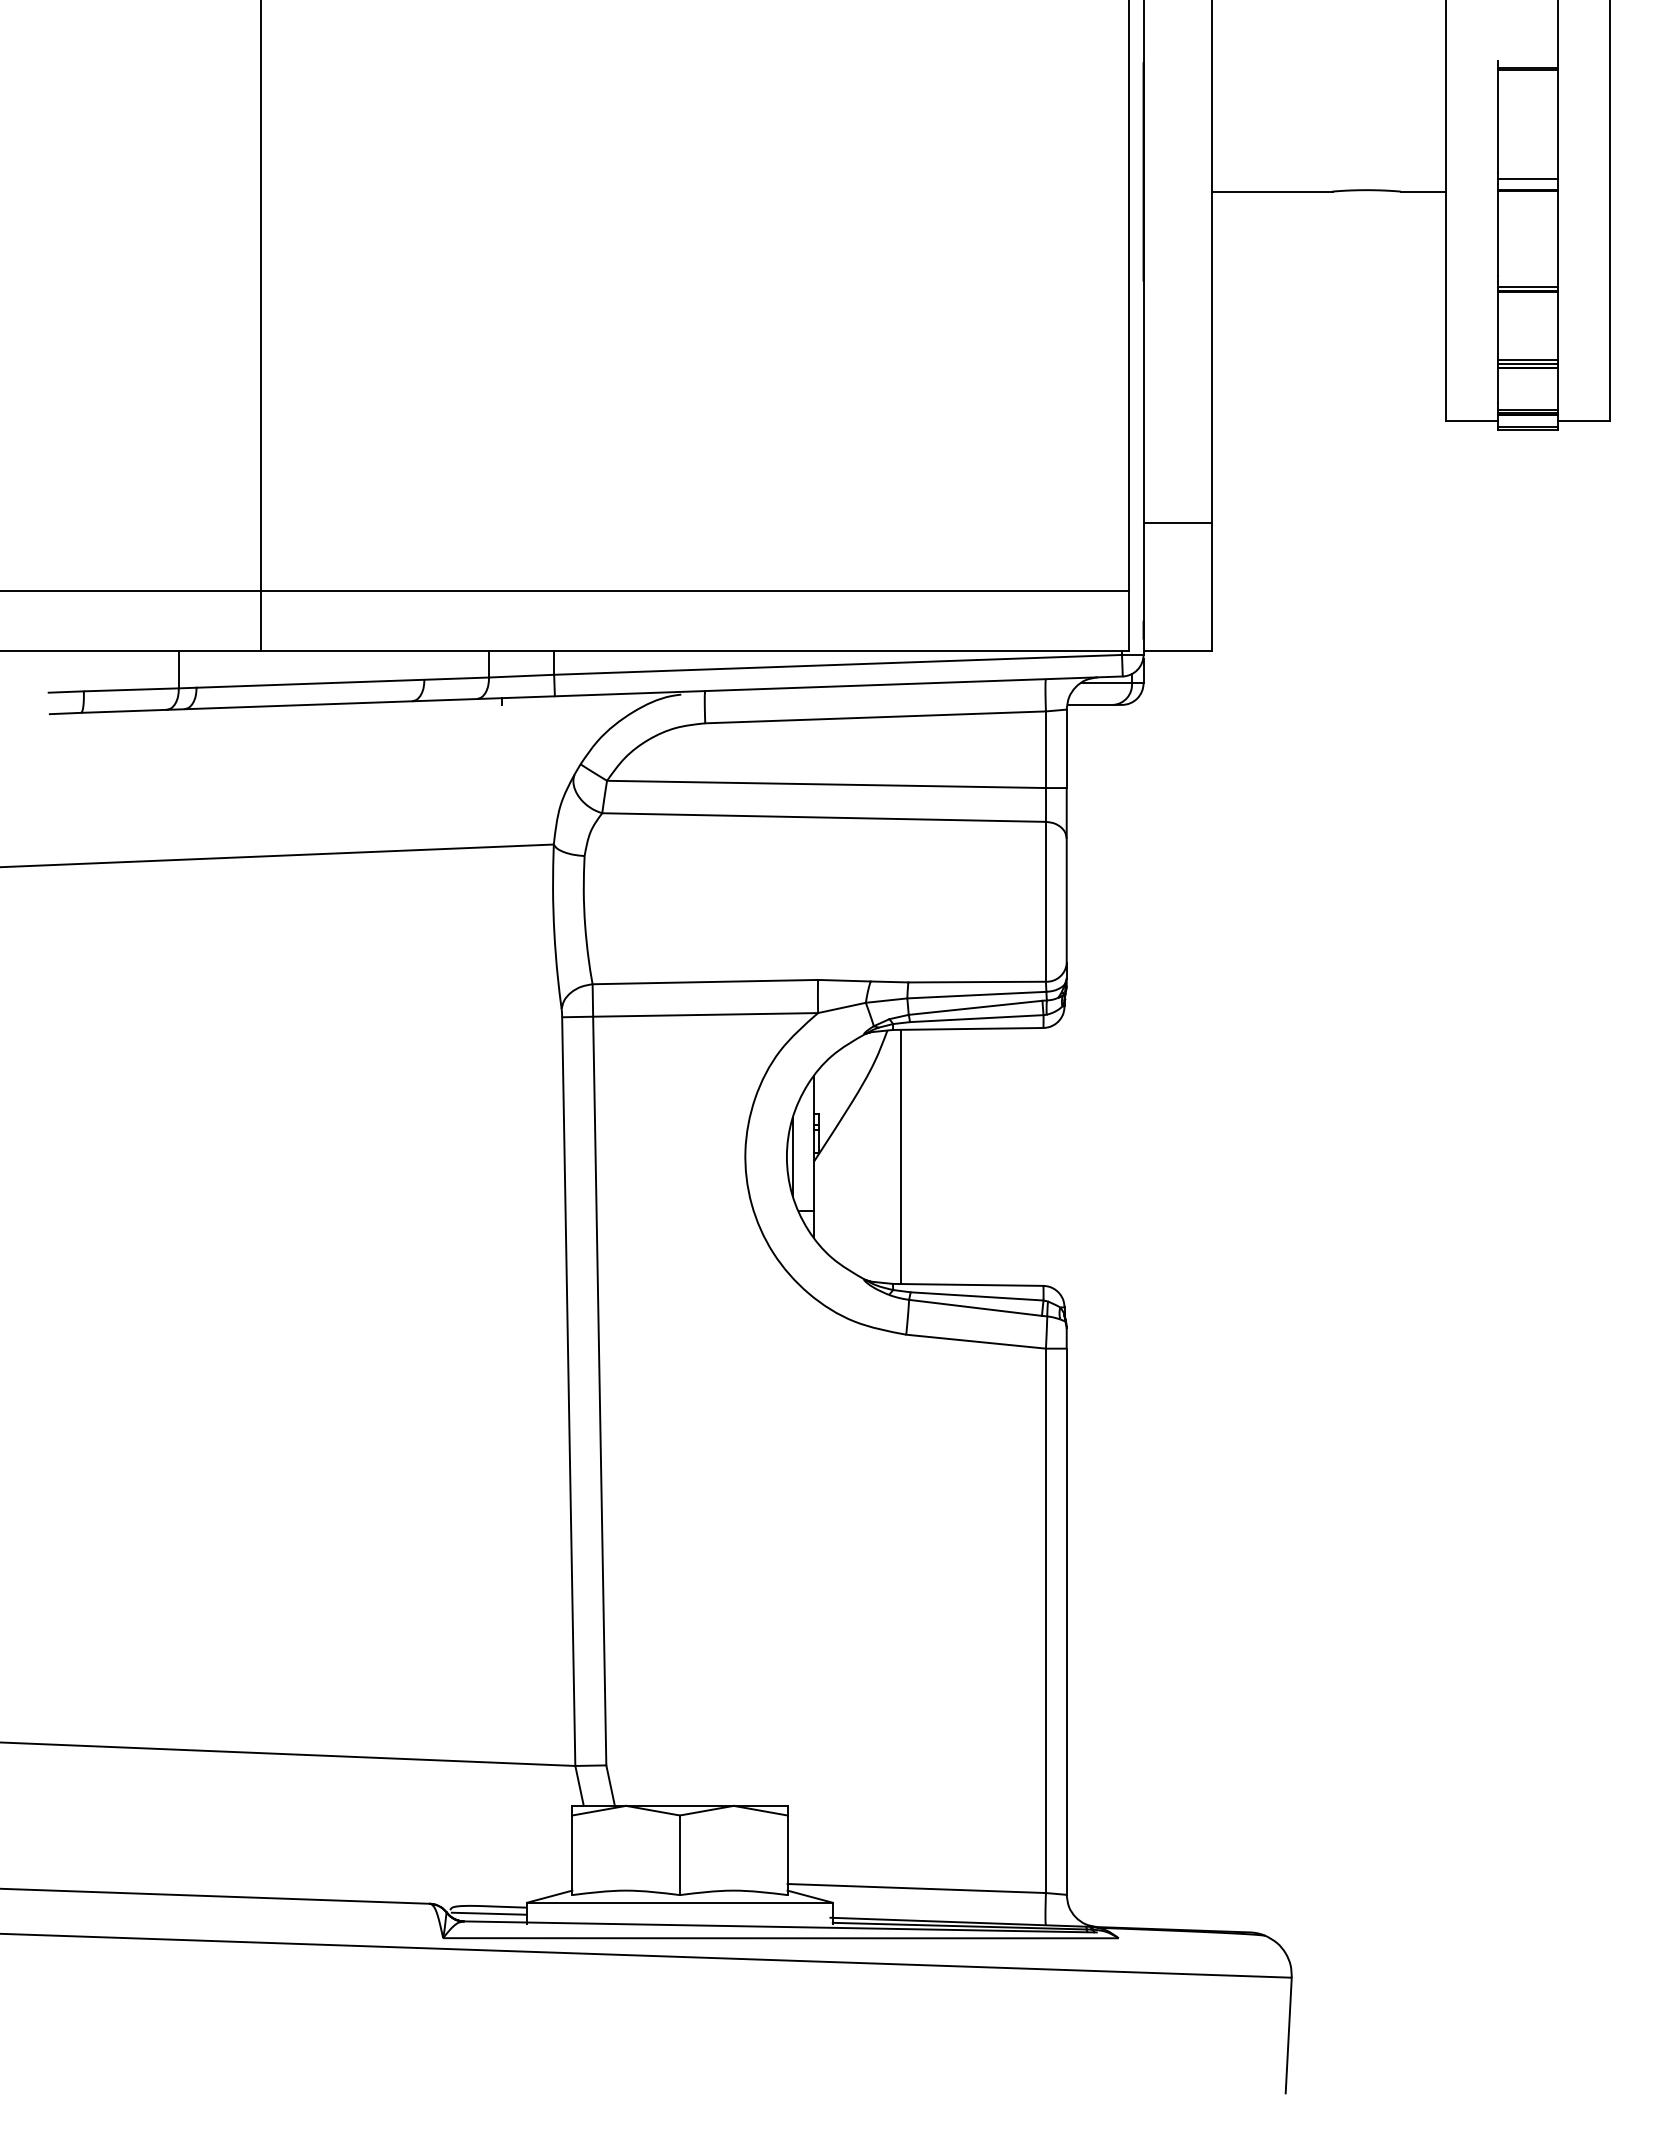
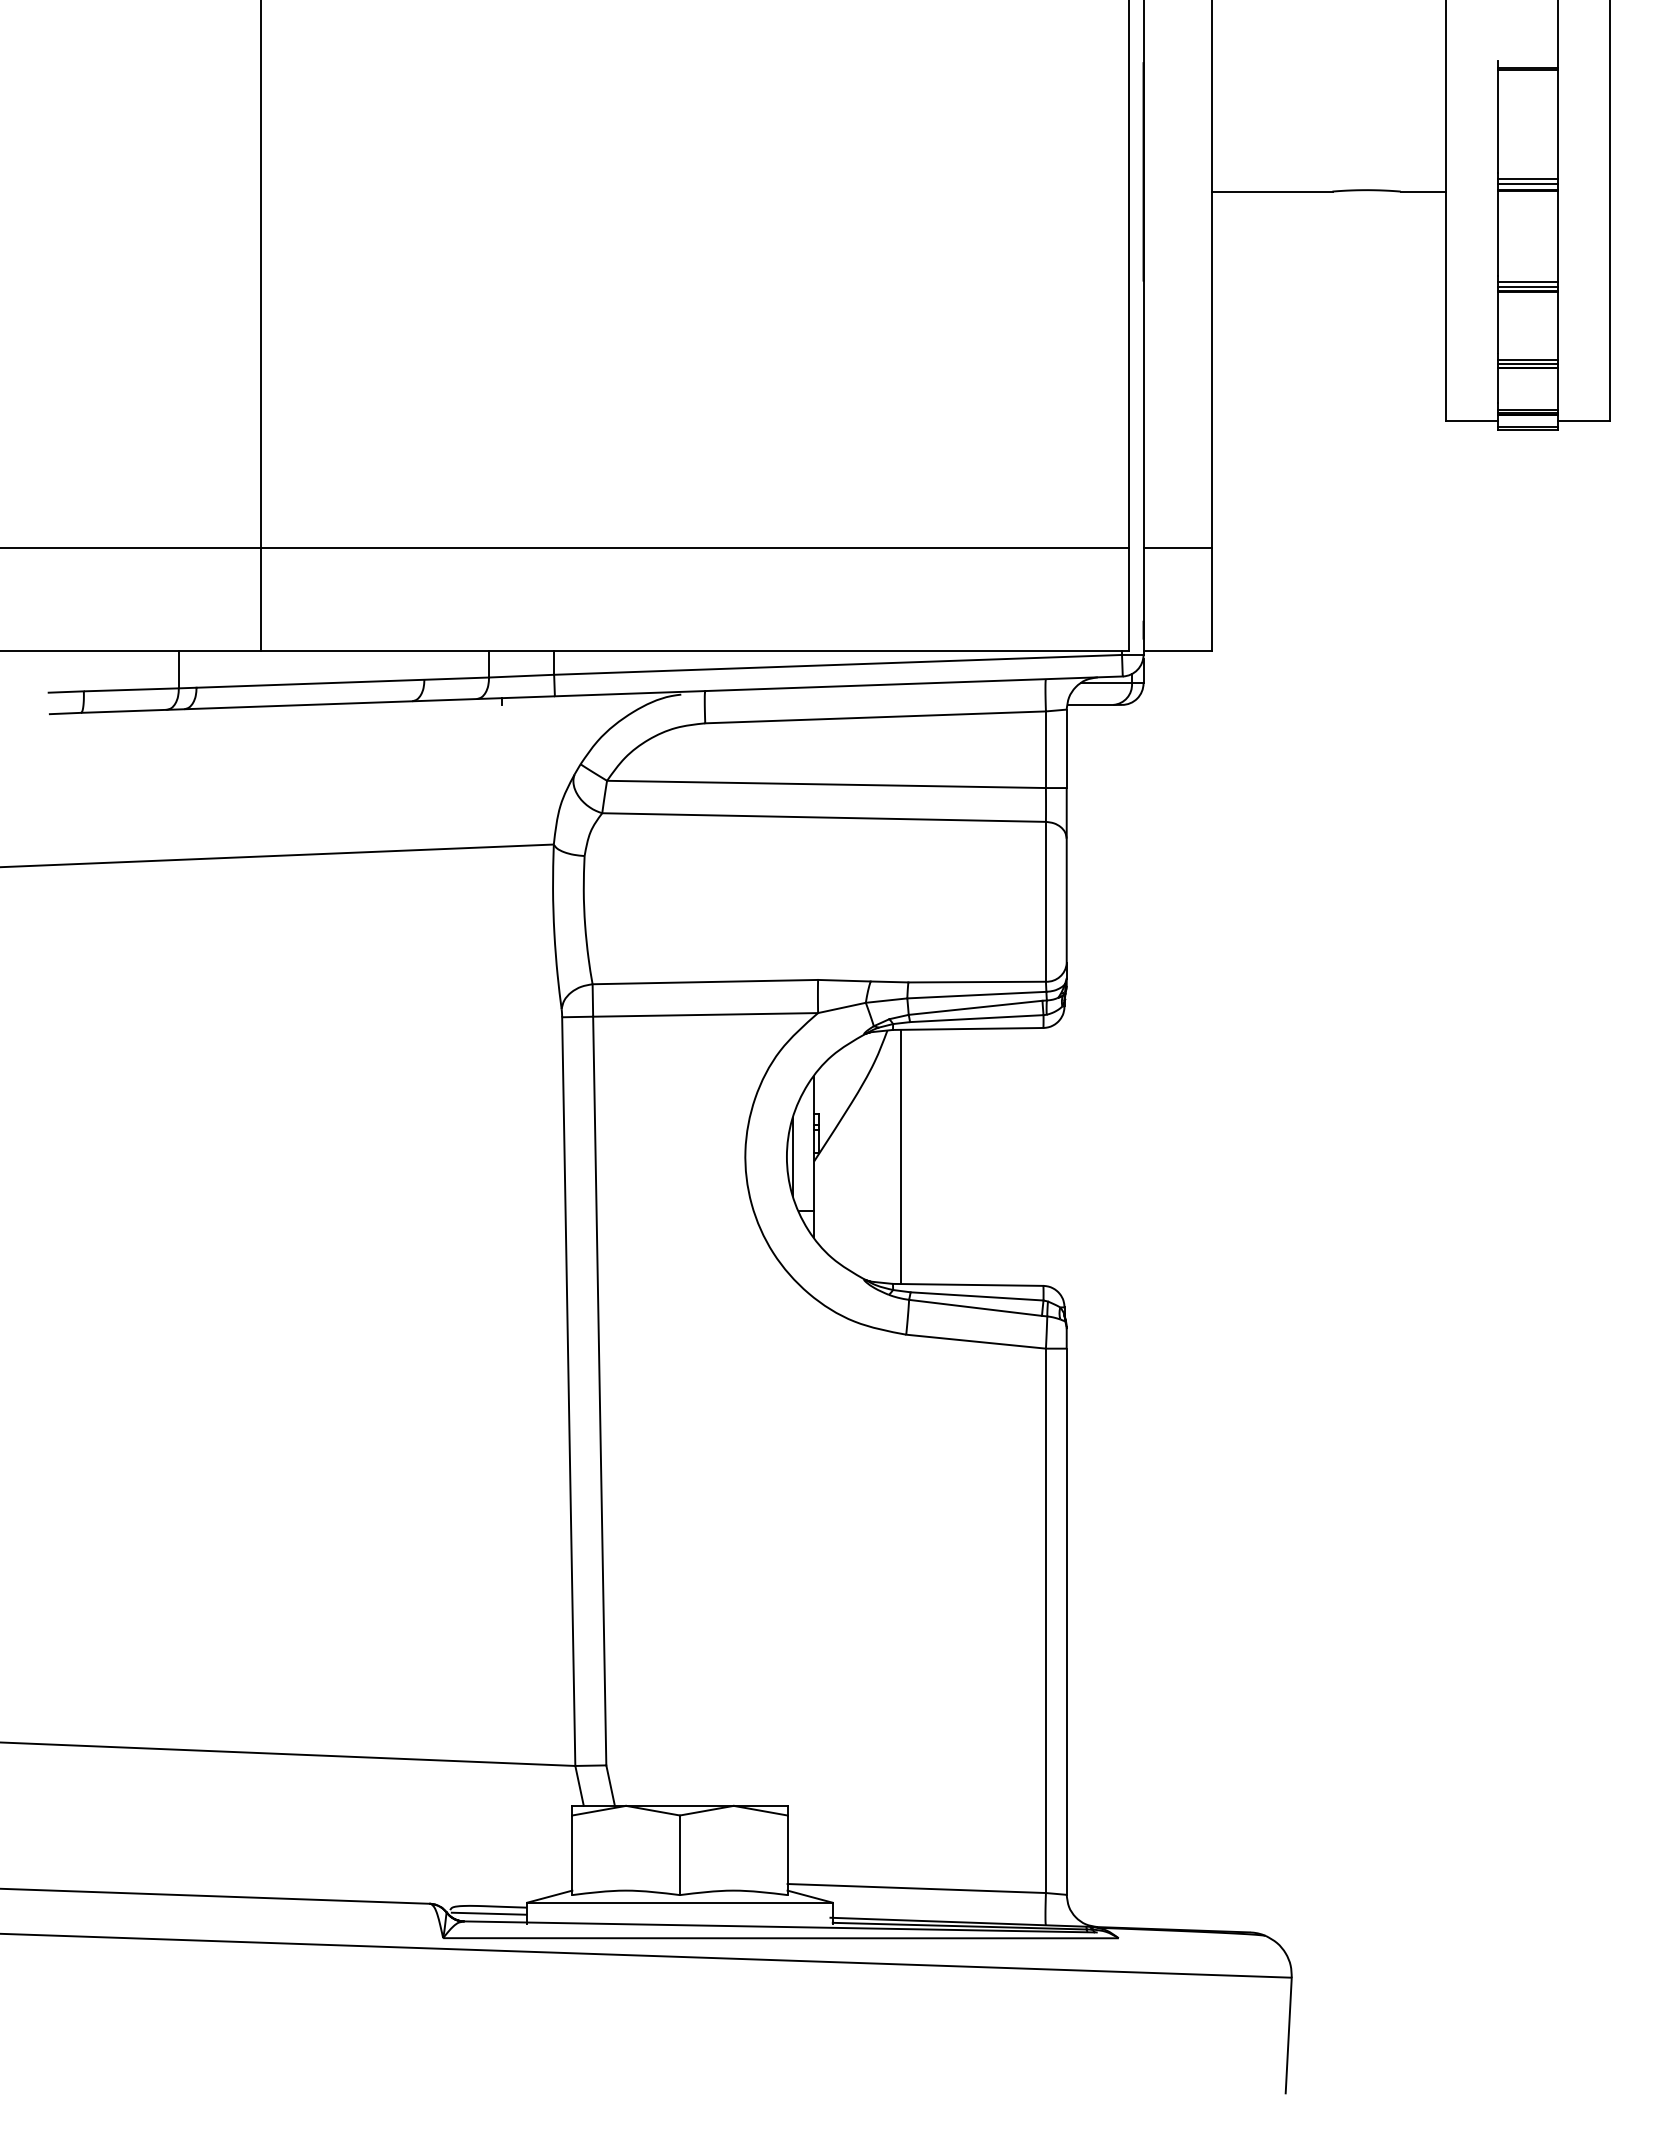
line: none -> present (1527, 183)
line: none -> present (1527, 282)
line position: (1177, 523) -> (1177, 548) (1177, 548)
line position: (565, 591) -> (565, 548) (565, 548)
